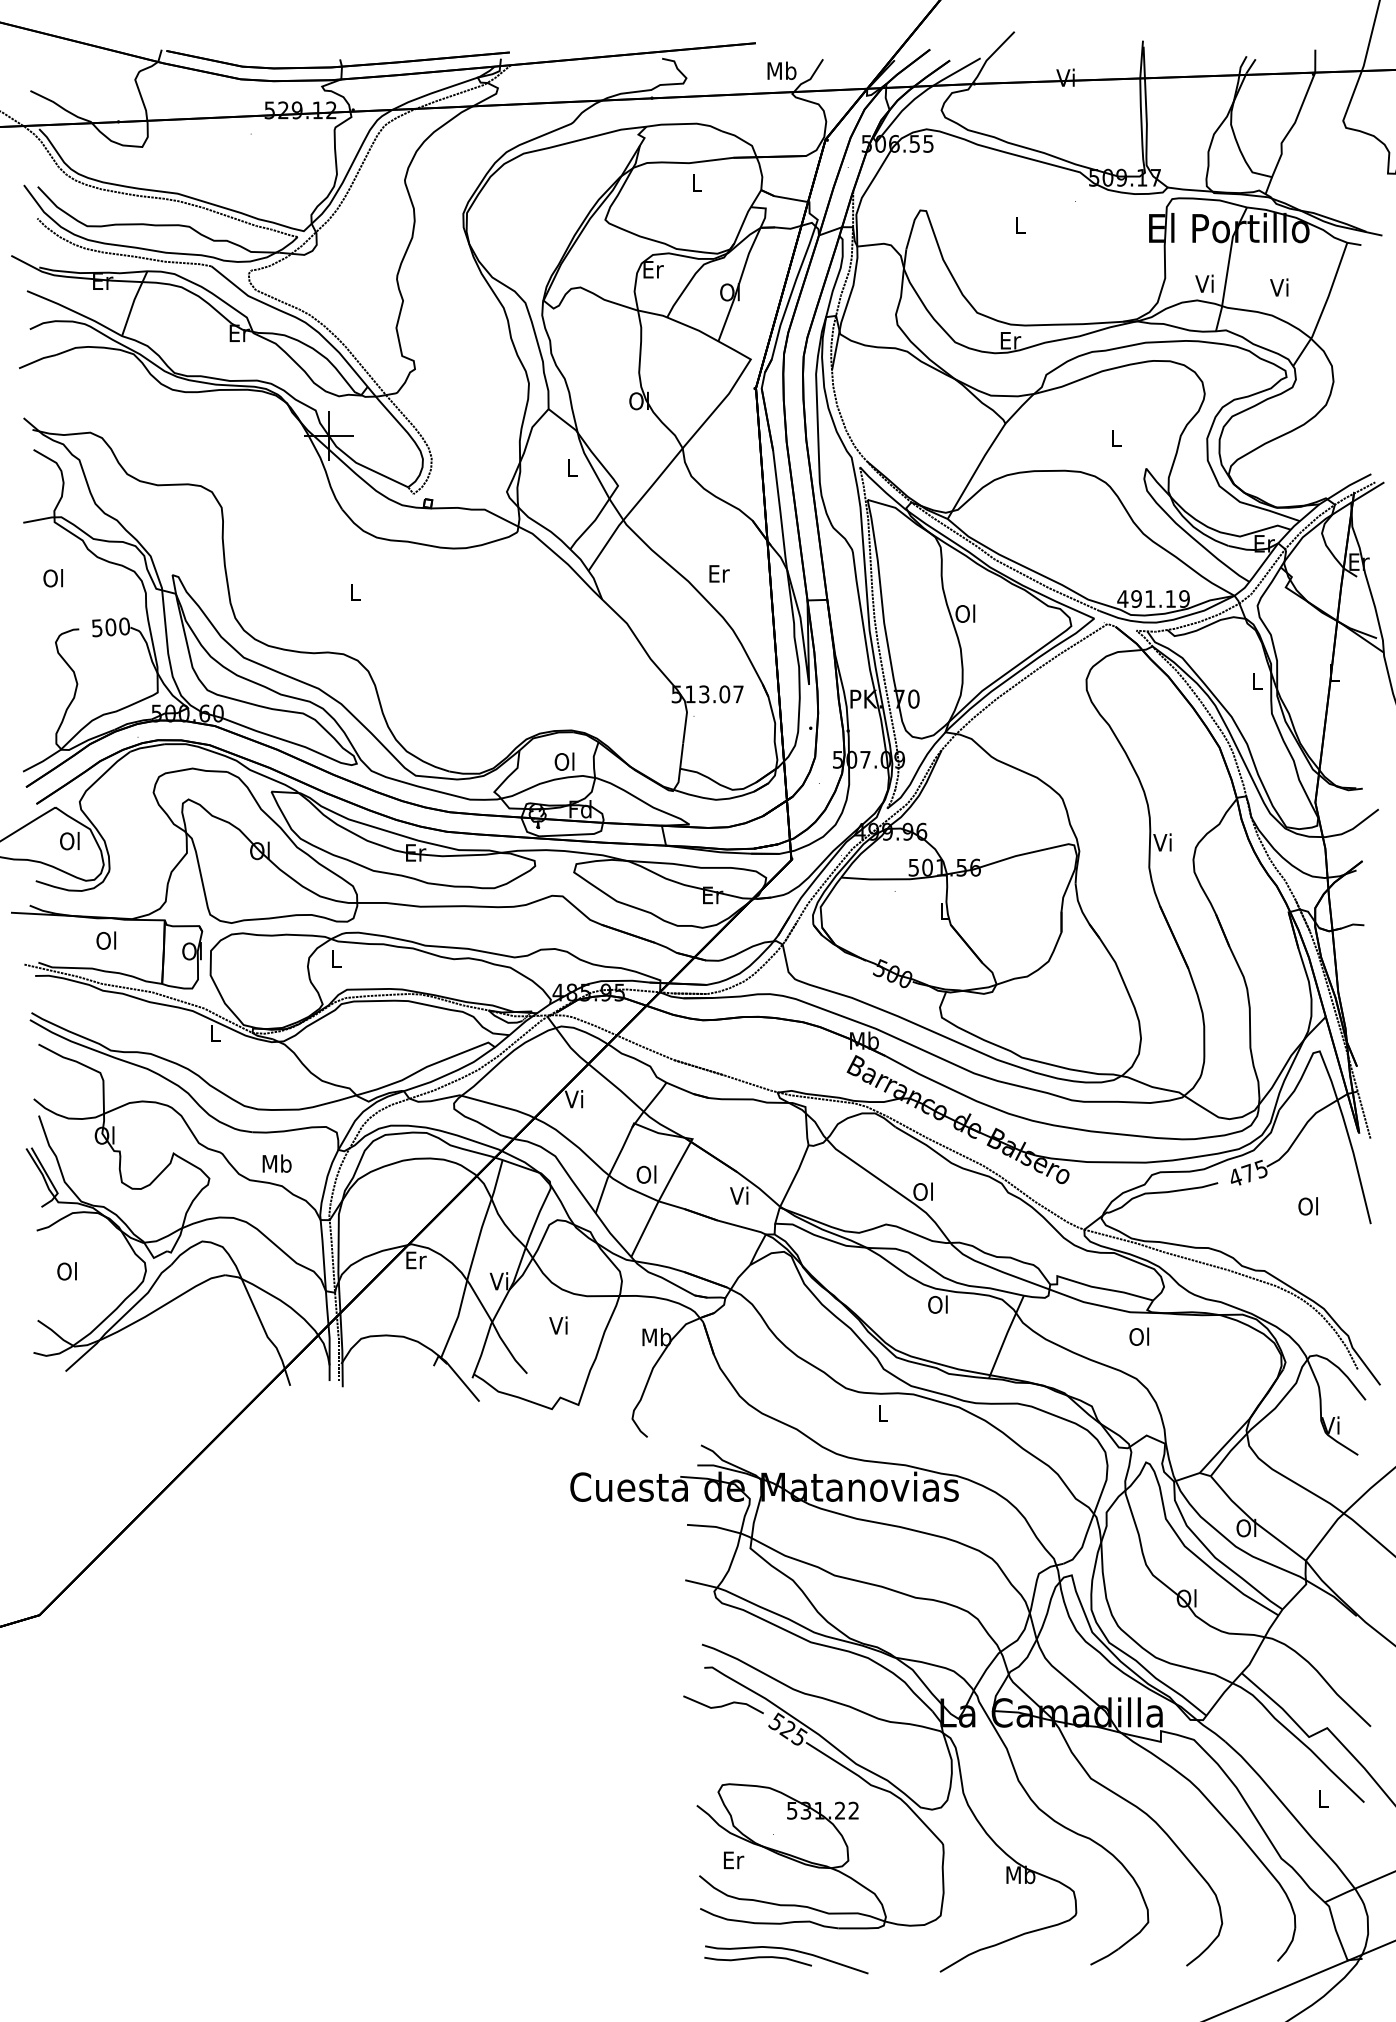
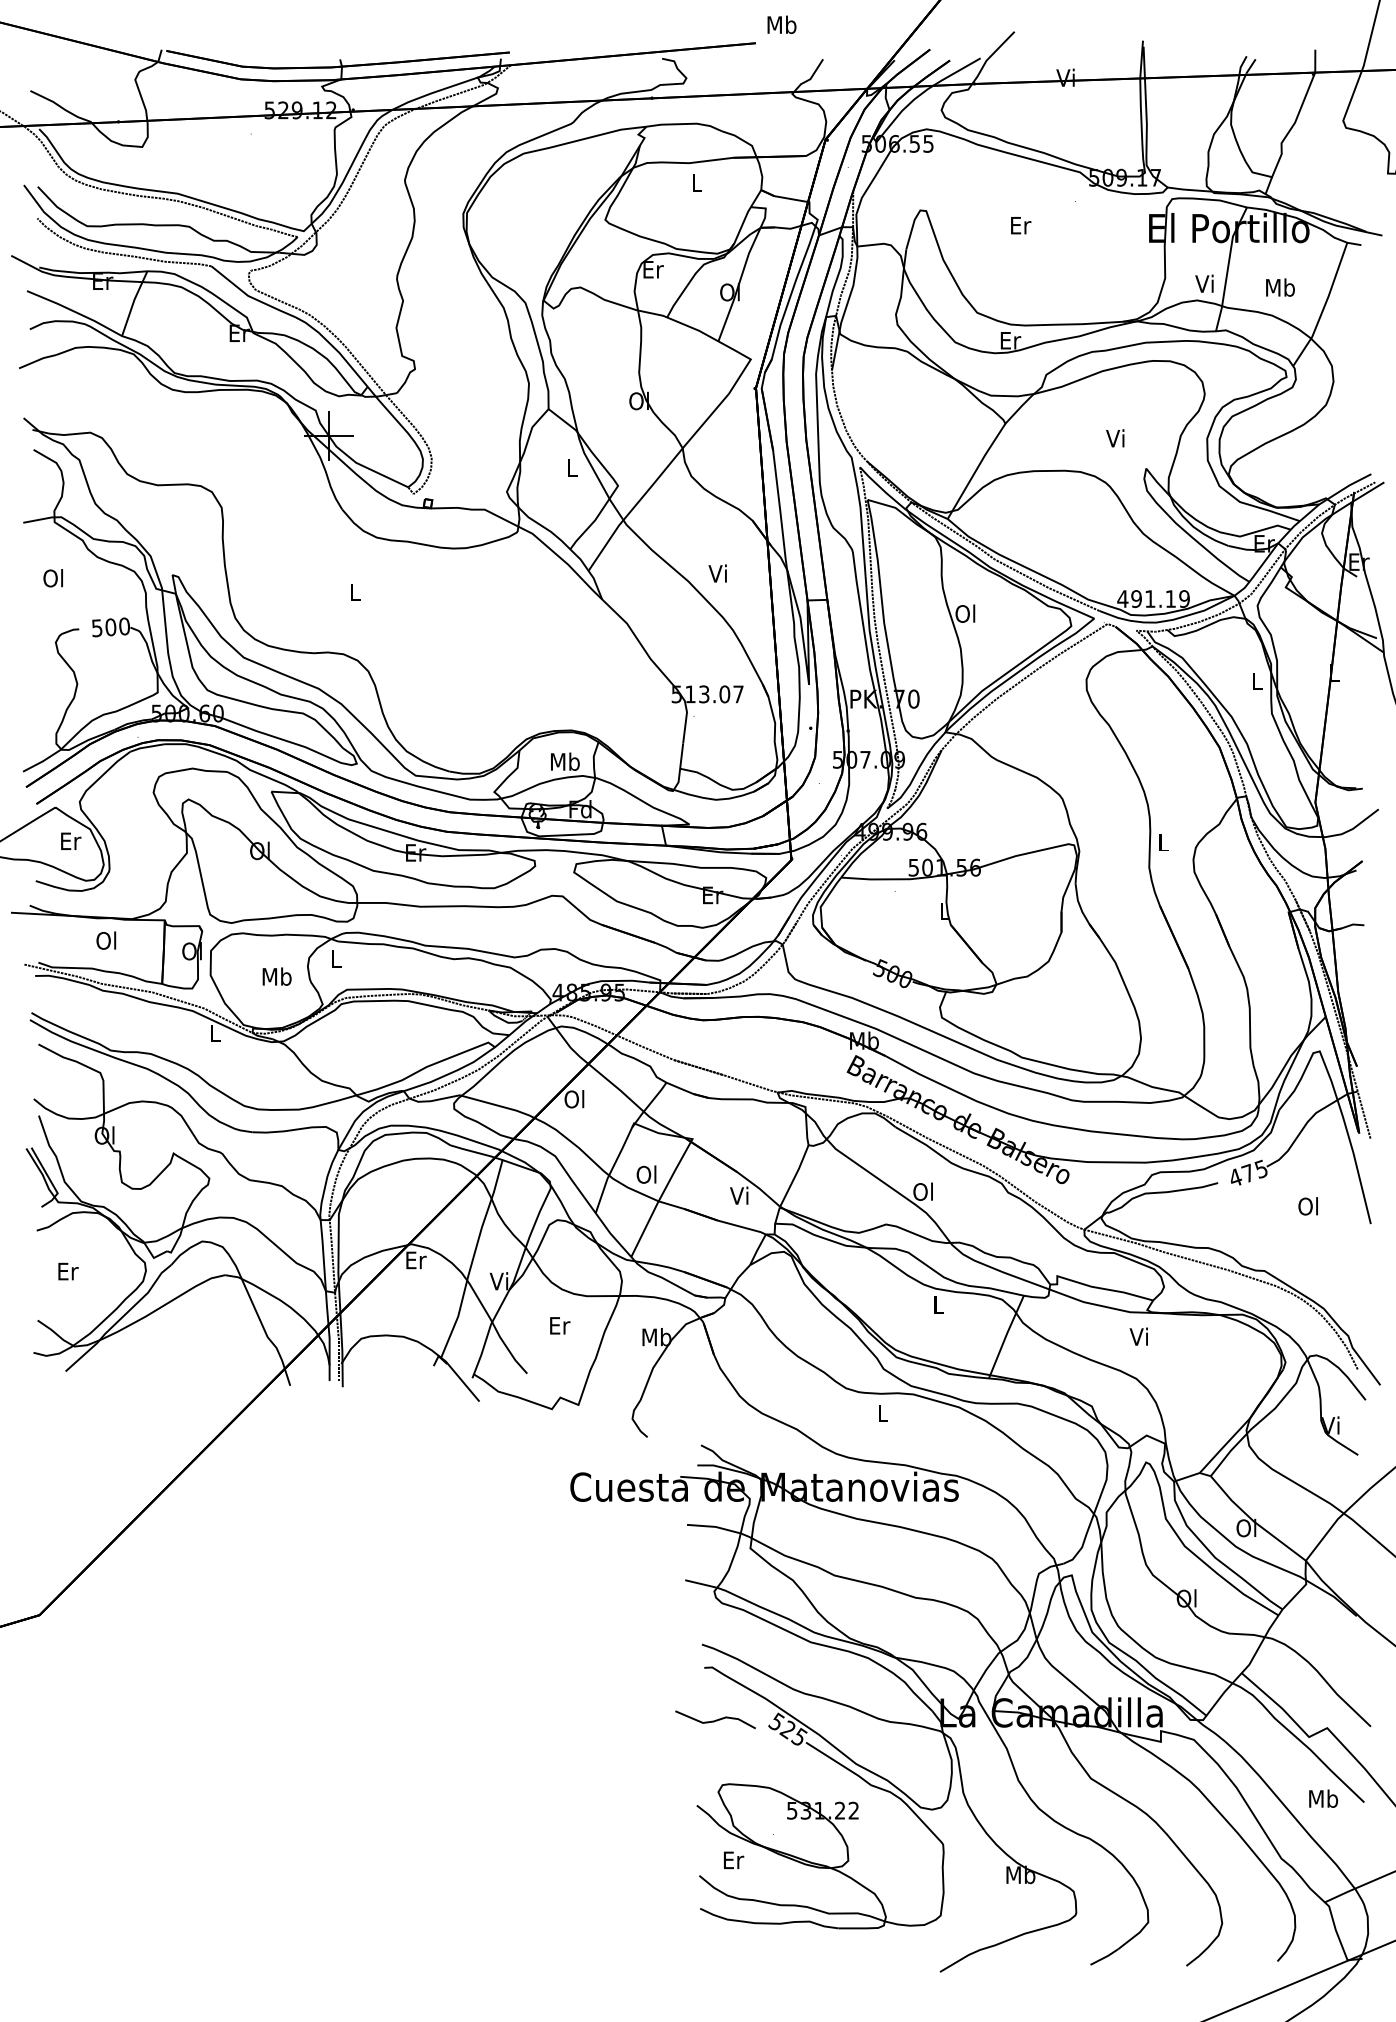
text position: (781, 70) -> (781, 24) (781, 24)
text: L -> Er (1021, 225)
text: Vi -> Mb (1280, 287)
text: L -> Vi (1115, 438)
text: Er -> Vi (718, 573)
text: Ol -> Mb (565, 761)
text: Ol -> Er (70, 841)
text: Vi -> L (1162, 842)
text: Vi -> Ol (574, 1099)
text position: (276, 1163) -> (276, 976) (276, 976)
text: Ol -> Er (67, 1271)
text: Ol -> L (937, 1304)
text: Vi -> Er (559, 1325)
text: Ol -> Vi (1139, 1336)
curve position: (724, 1704) -> (716, 1719) (716, 1719)
text: L -> Mb (1323, 1798)
part: present -> none (786, 1959)
